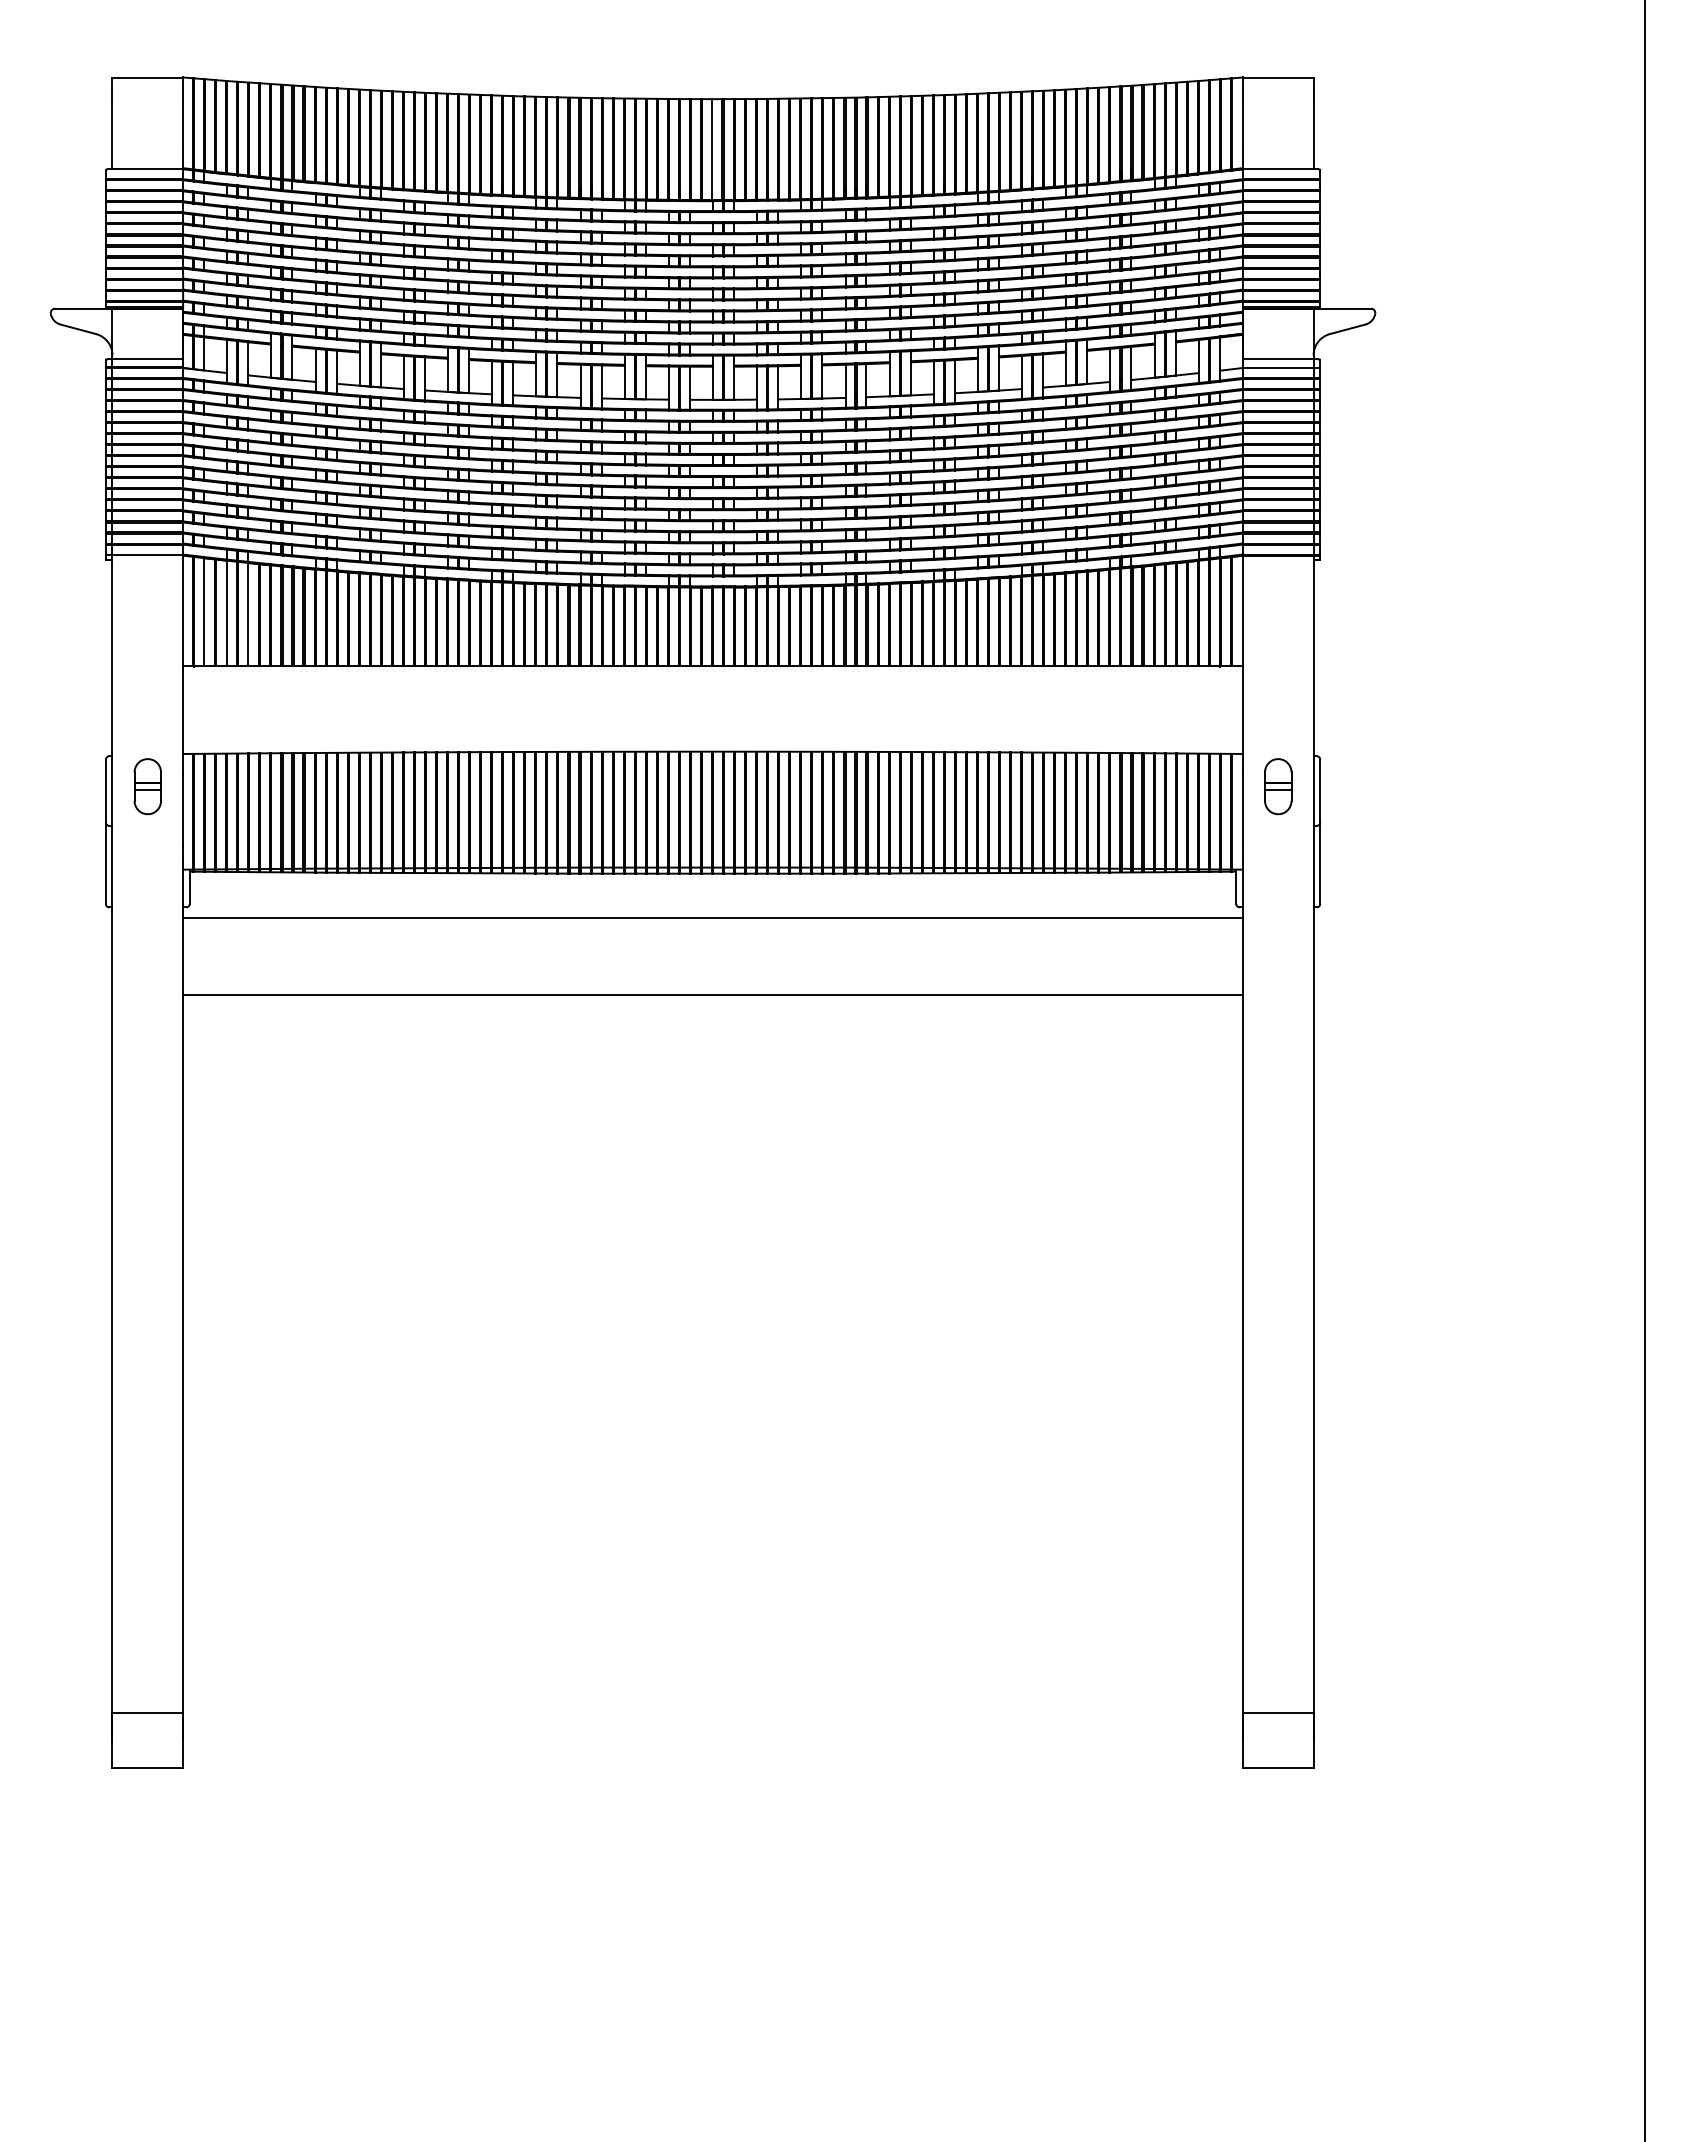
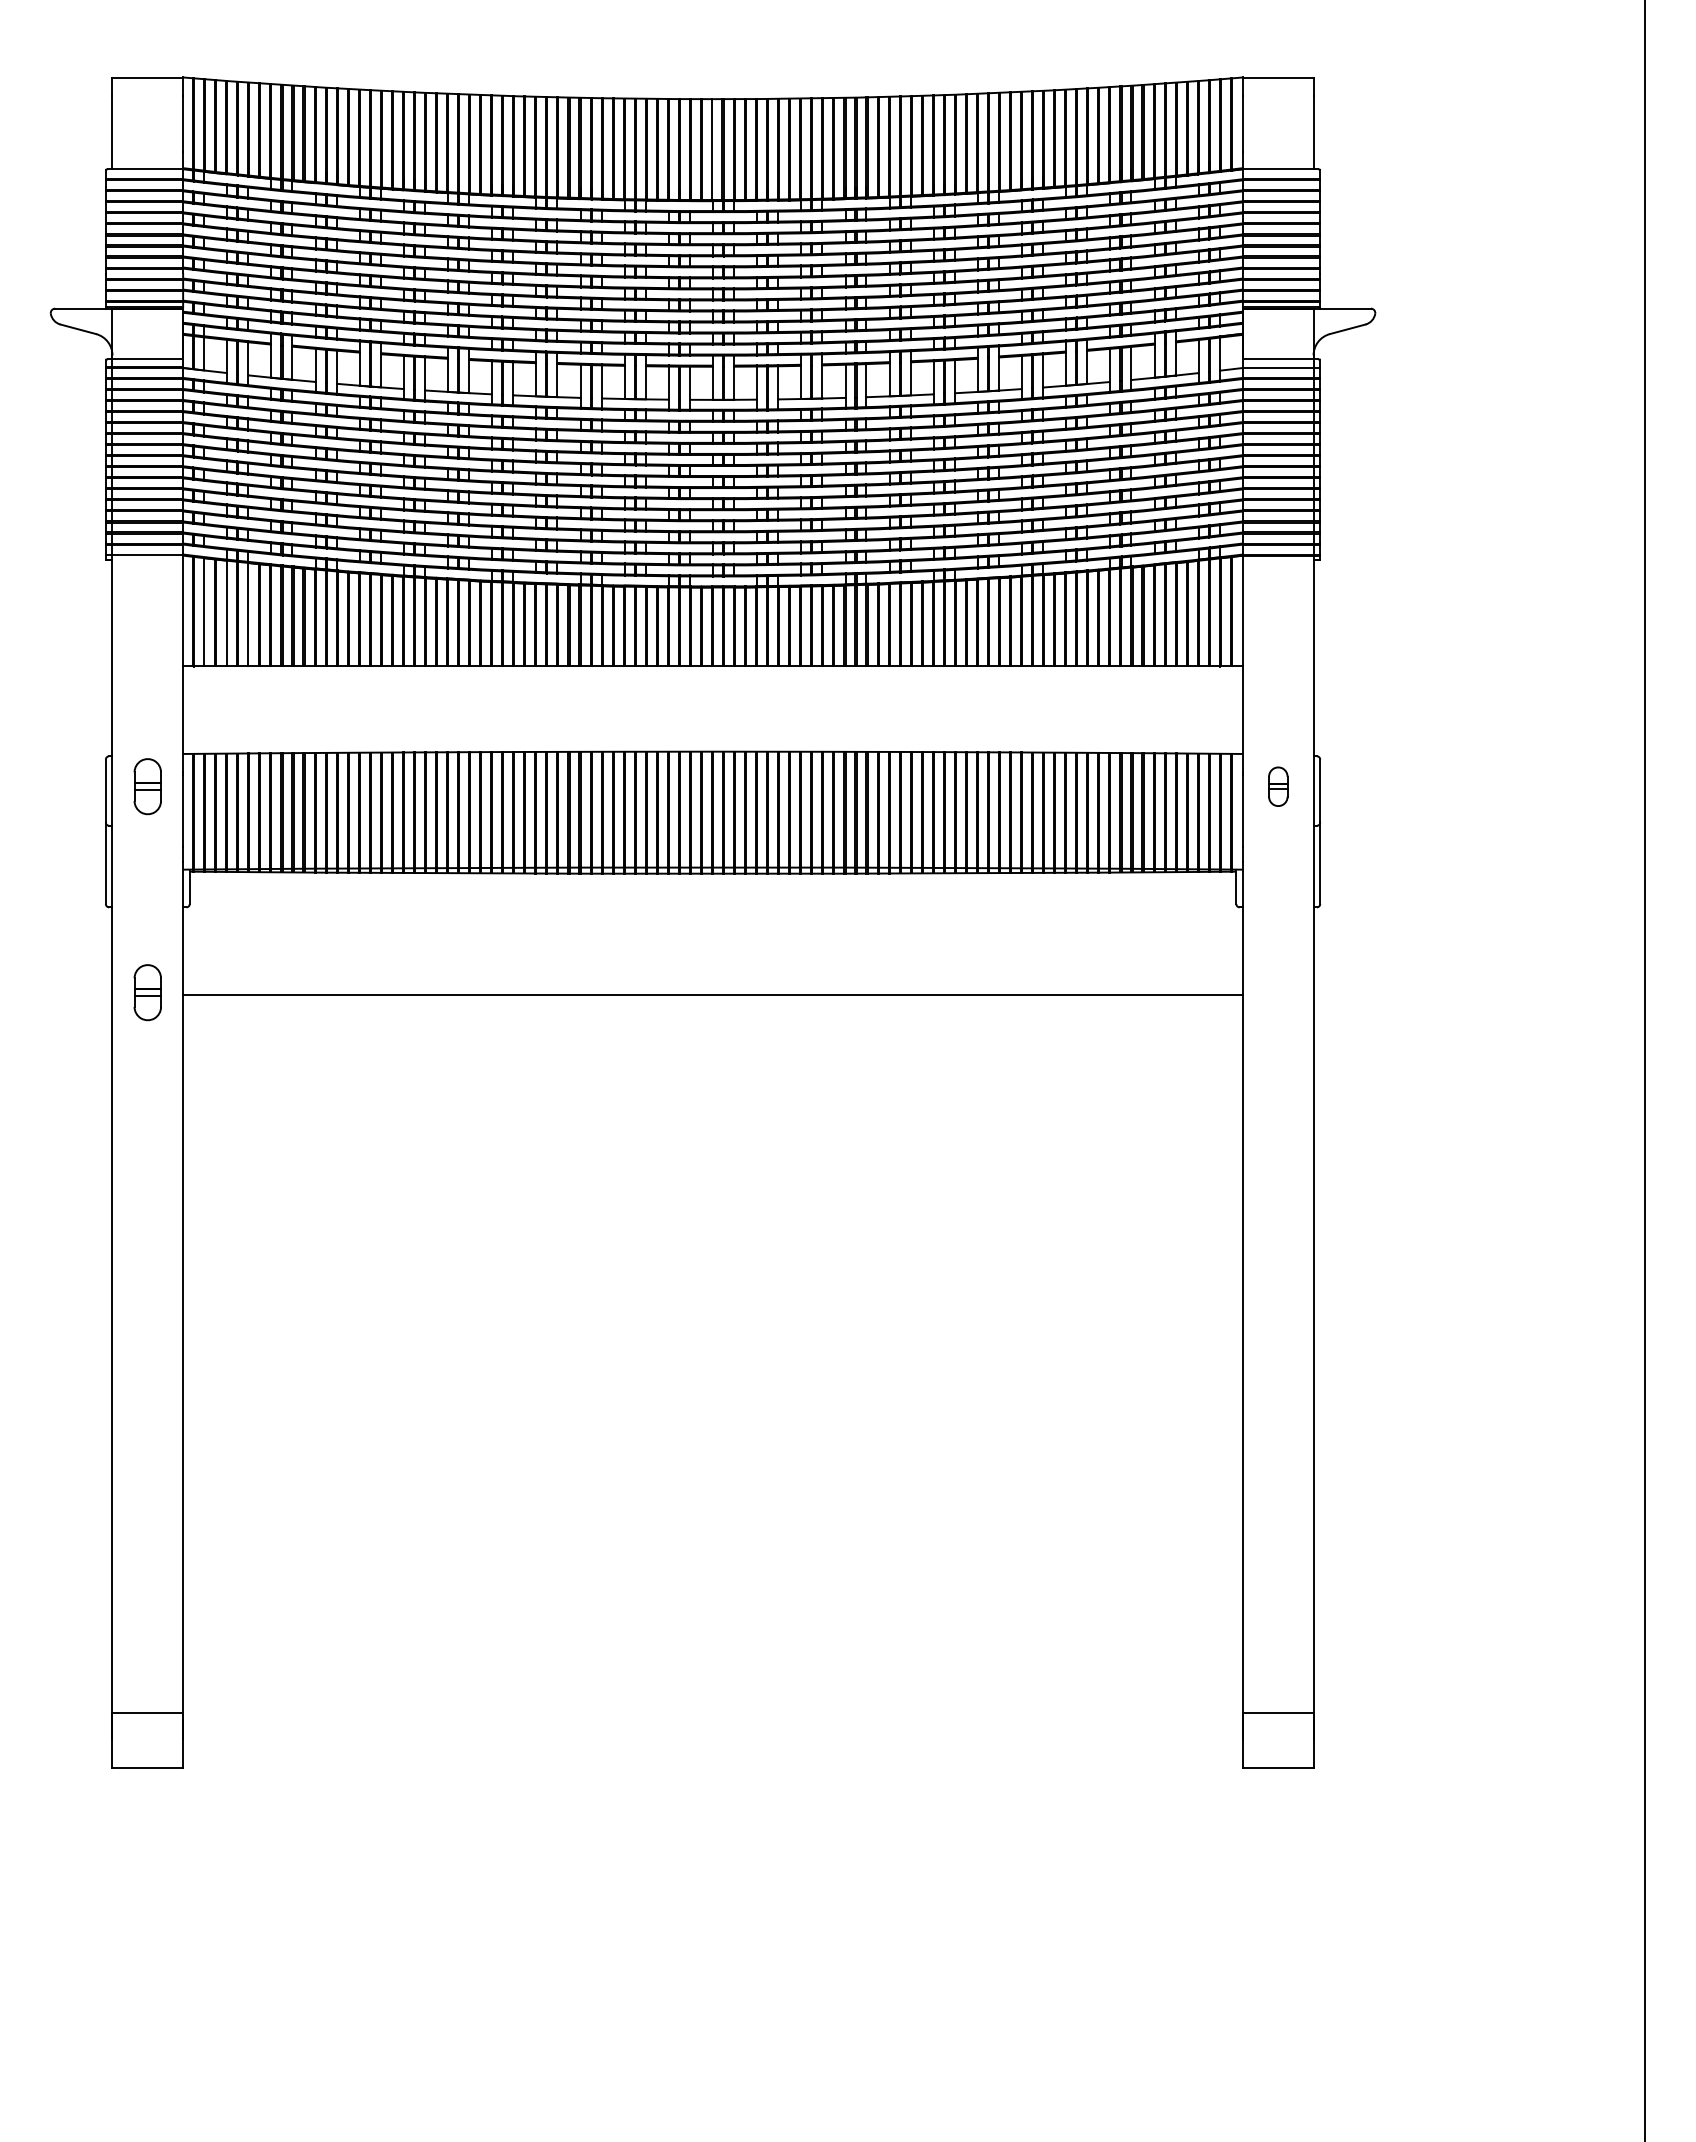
part size: 29x58 px -> 21x41 px (1278, 786)
line: present -> none (712, 918)
part: none -> present (147, 992)
